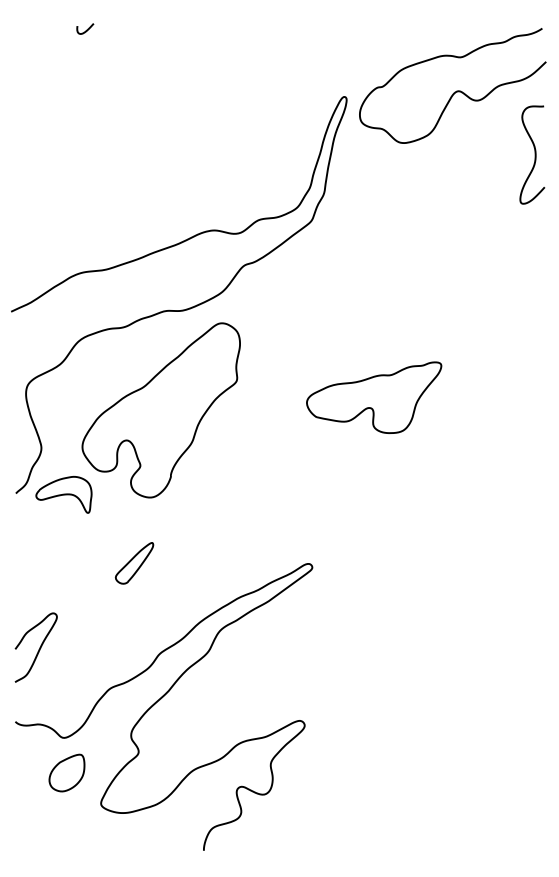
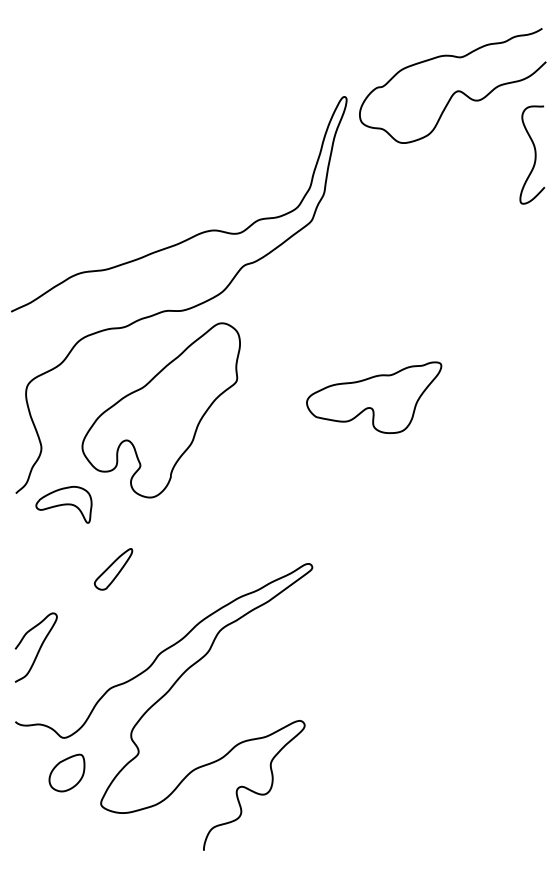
curve: present -> none (86, 29)
part position: (63, 494) -> (63, 504) (63, 504)
part position: (134, 563) -> (113, 569) (113, 569)
